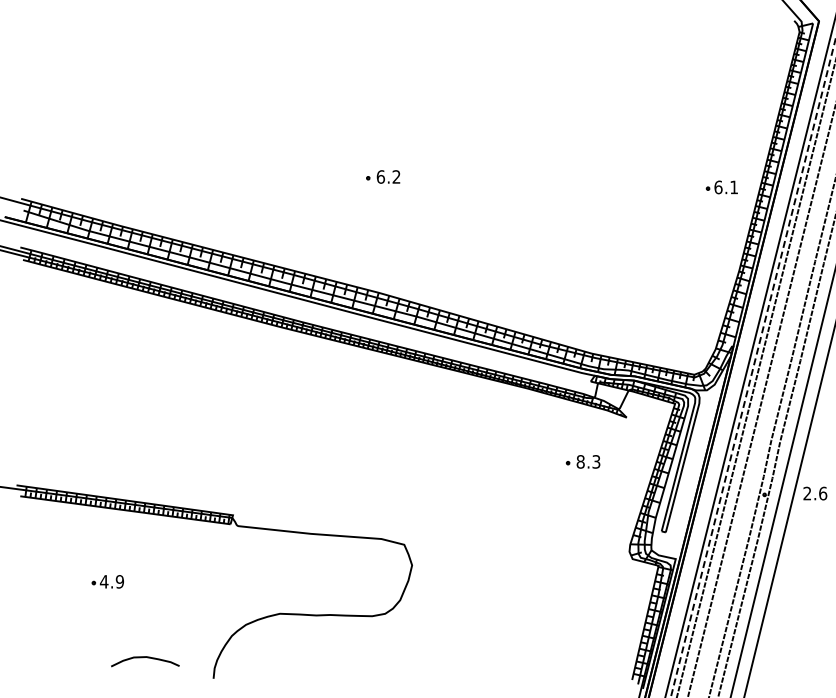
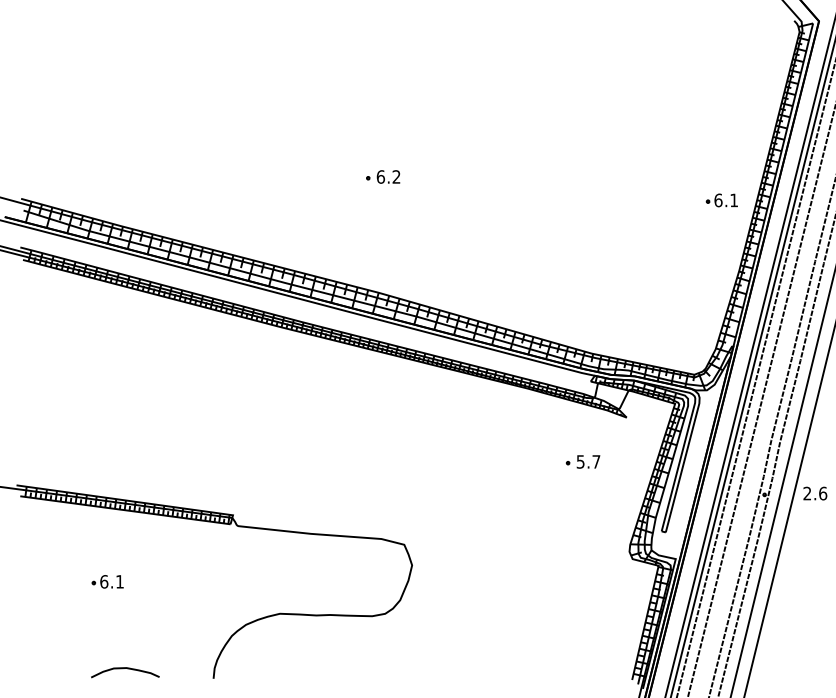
part position: (721, 187) -> (721, 200) (721, 200)
line: dashed -> solid (753, 368)
text: 8.3 -> 5.7 (588, 461)
text: 4.9 -> 6.1 (111, 581)
curve position: (143, 658) -> (123, 669) (123, 669)
